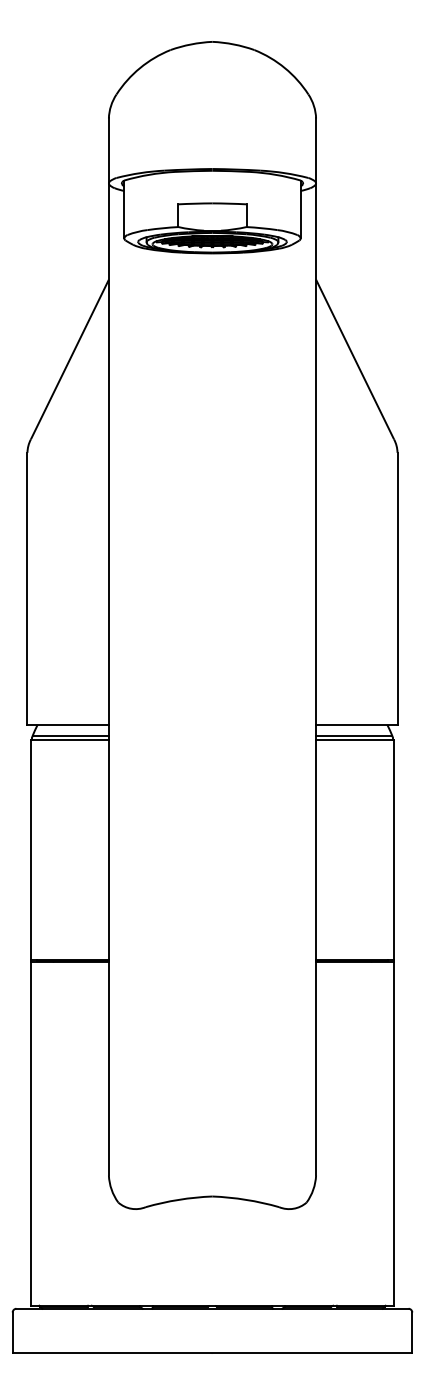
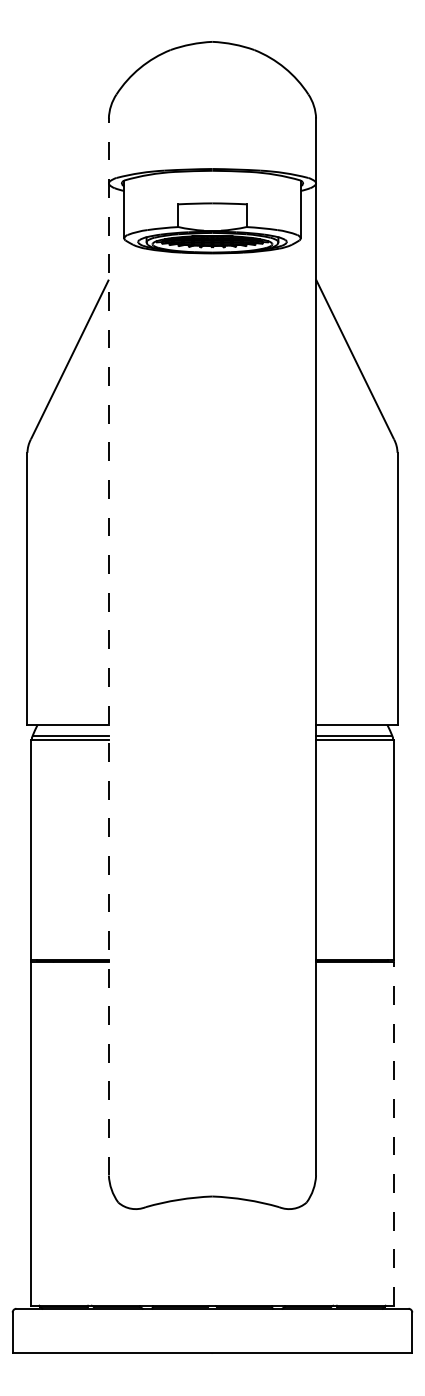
line: solid -> dashed (108, 646)
line: solid -> dashed (393, 1134)
